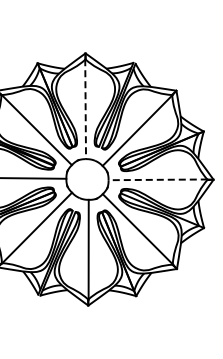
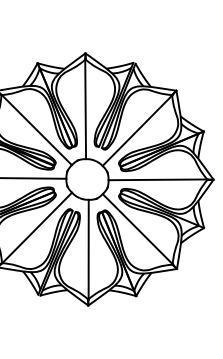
line: dashed -> solid (85, 109)
line: dashed -> solid (158, 179)
